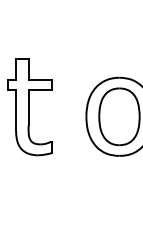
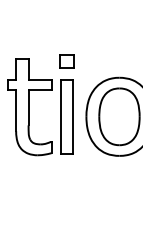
part: none -> present (66, 61)
part: none -> present (66, 116)
